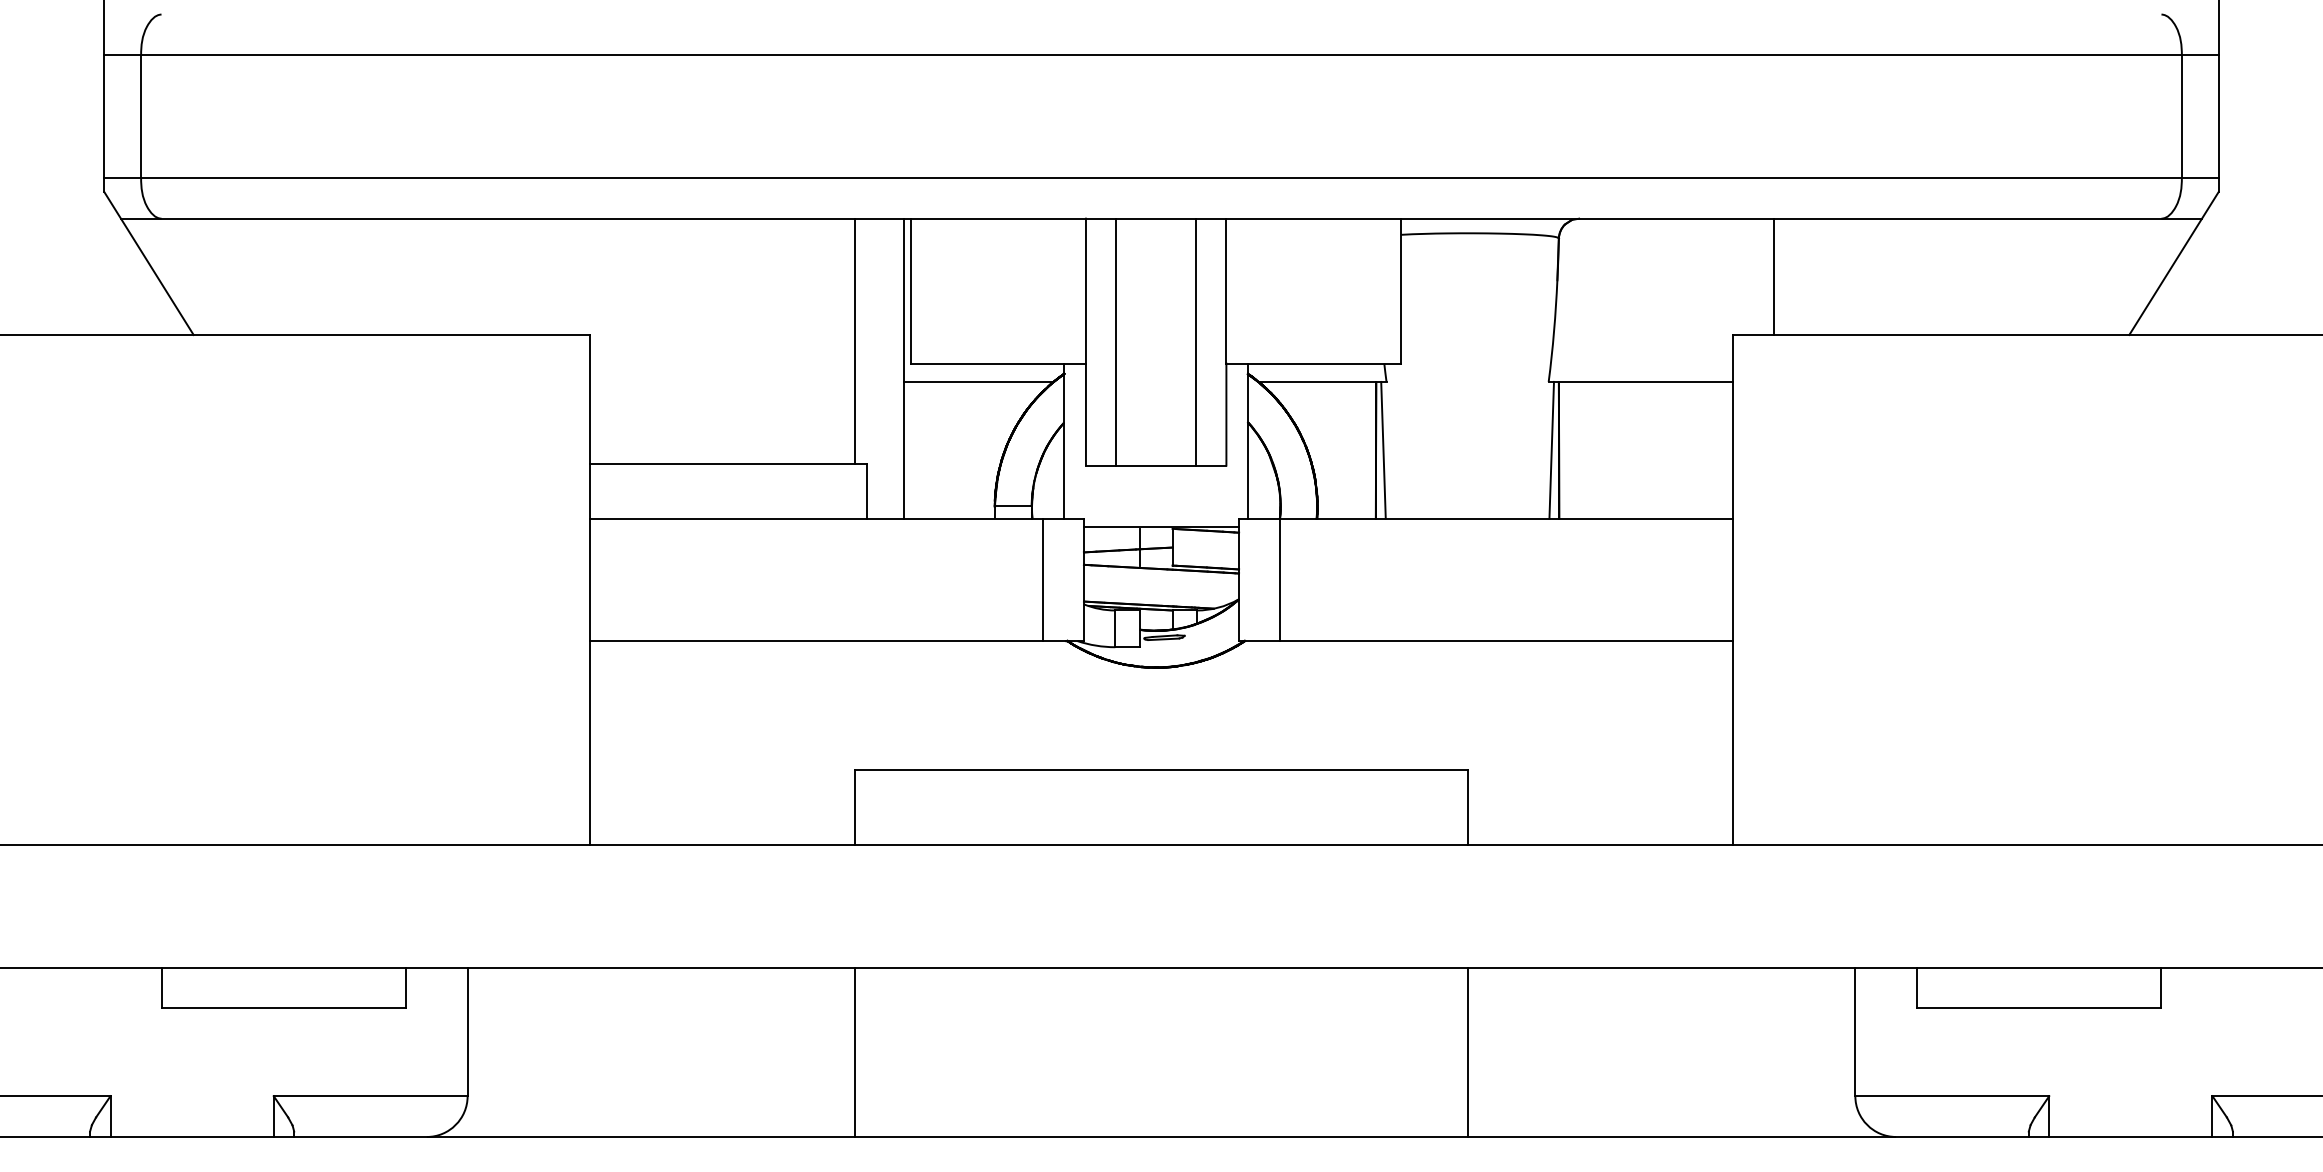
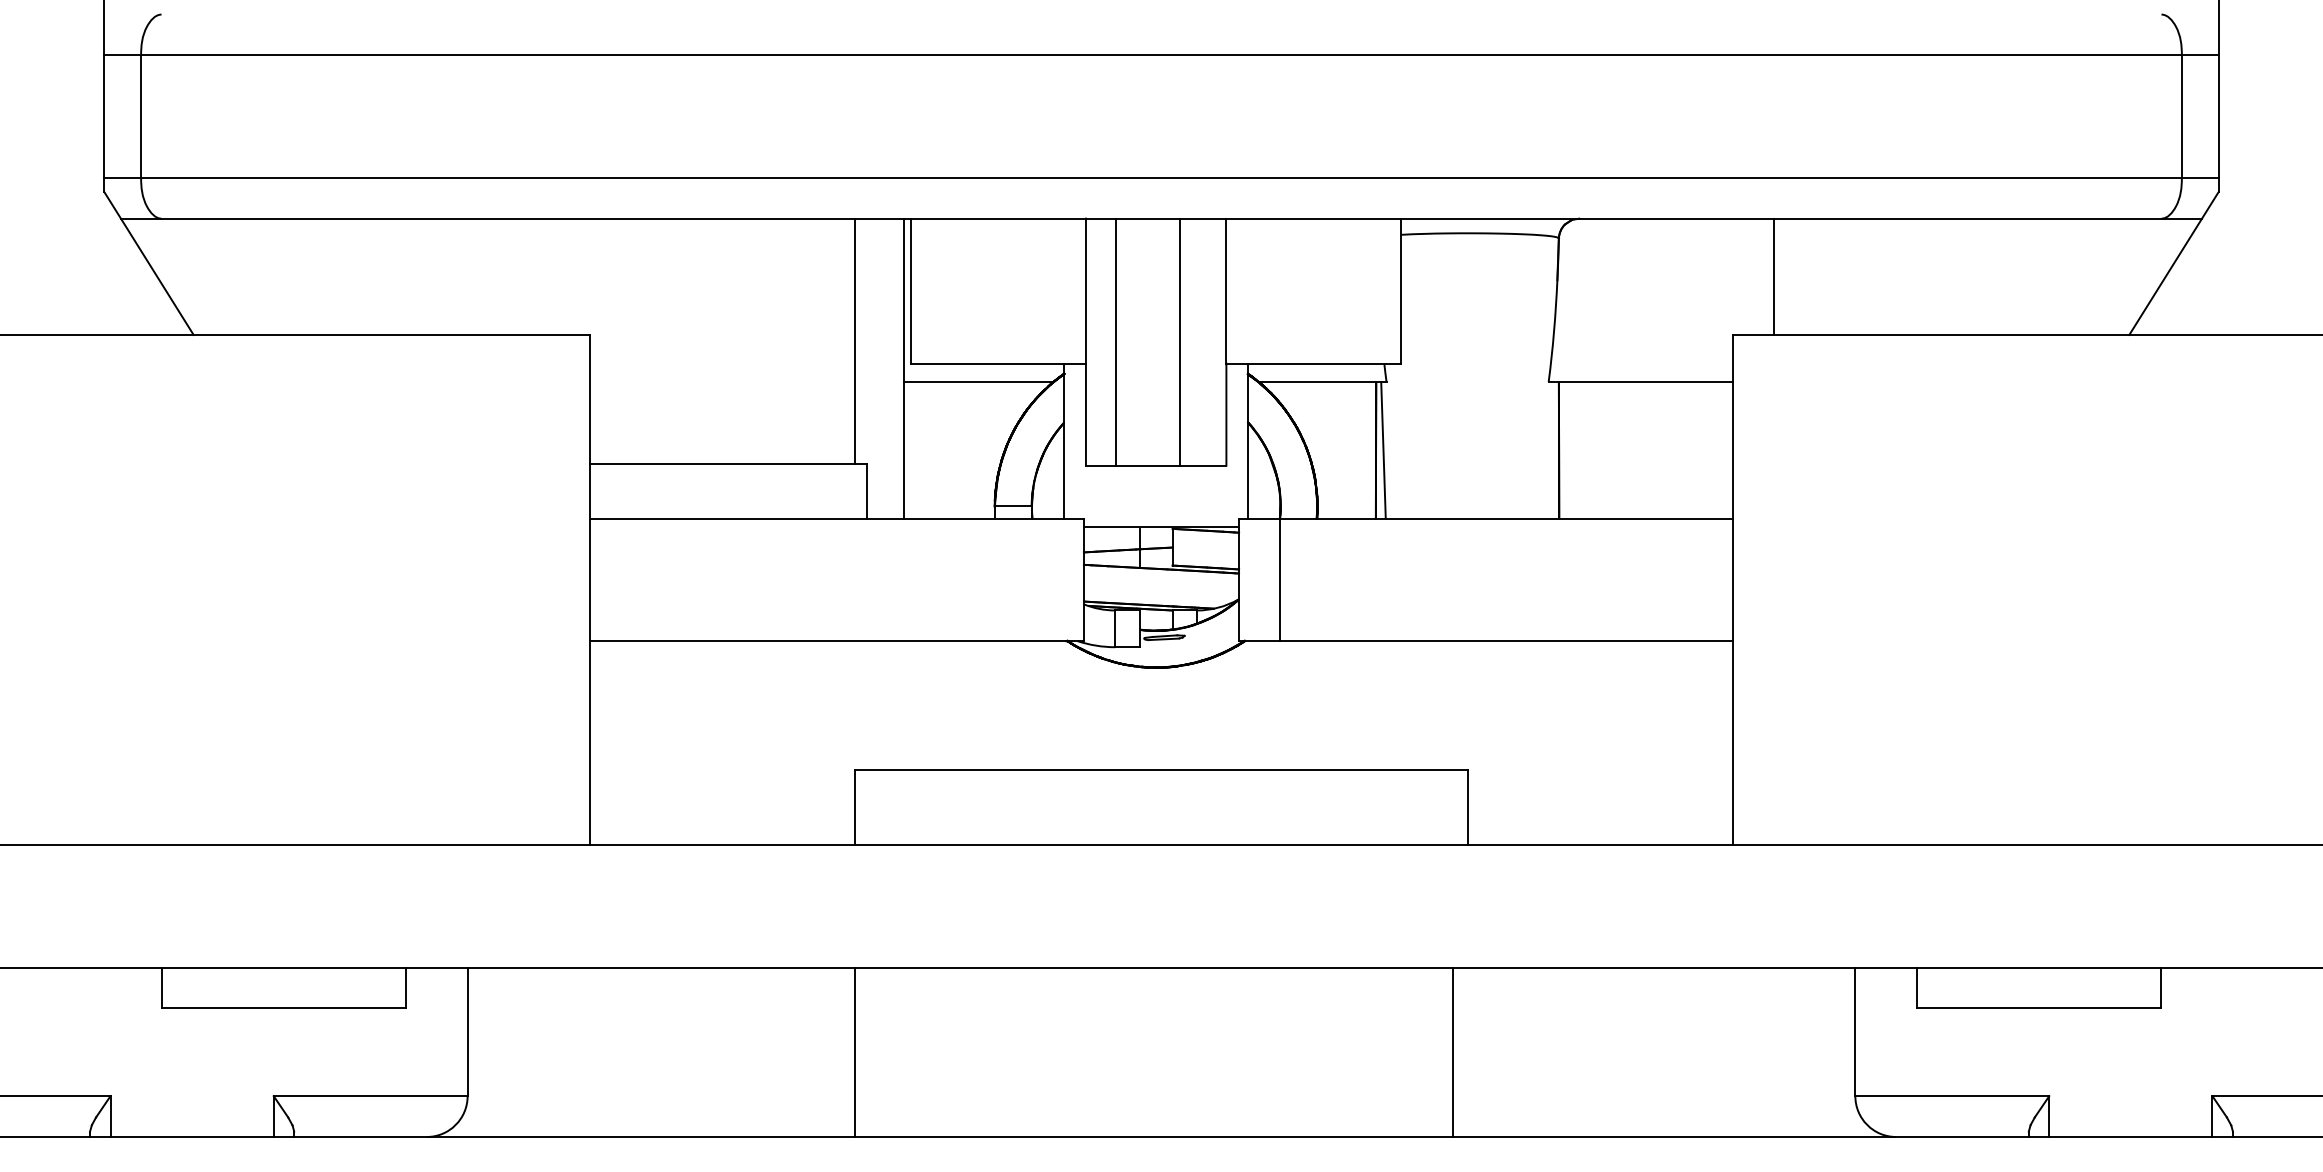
line position: (1196, 341) -> (1180, 341) (1180, 341)
line: present -> none (1551, 449)
line: present -> none (1043, 579)
line position: (1467, 1052) -> (1452, 1052) (1452, 1052)
